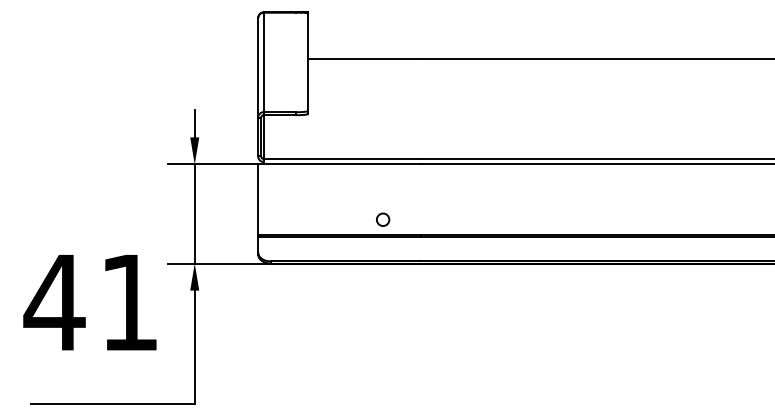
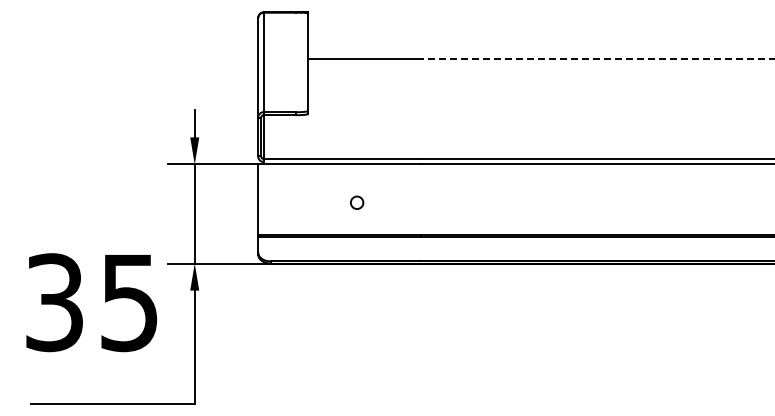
line: solid -> dashed (597, 59)
circle position: (383, 219) -> (357, 202) (357, 202)
text: 41 -> 35 (90, 302)
